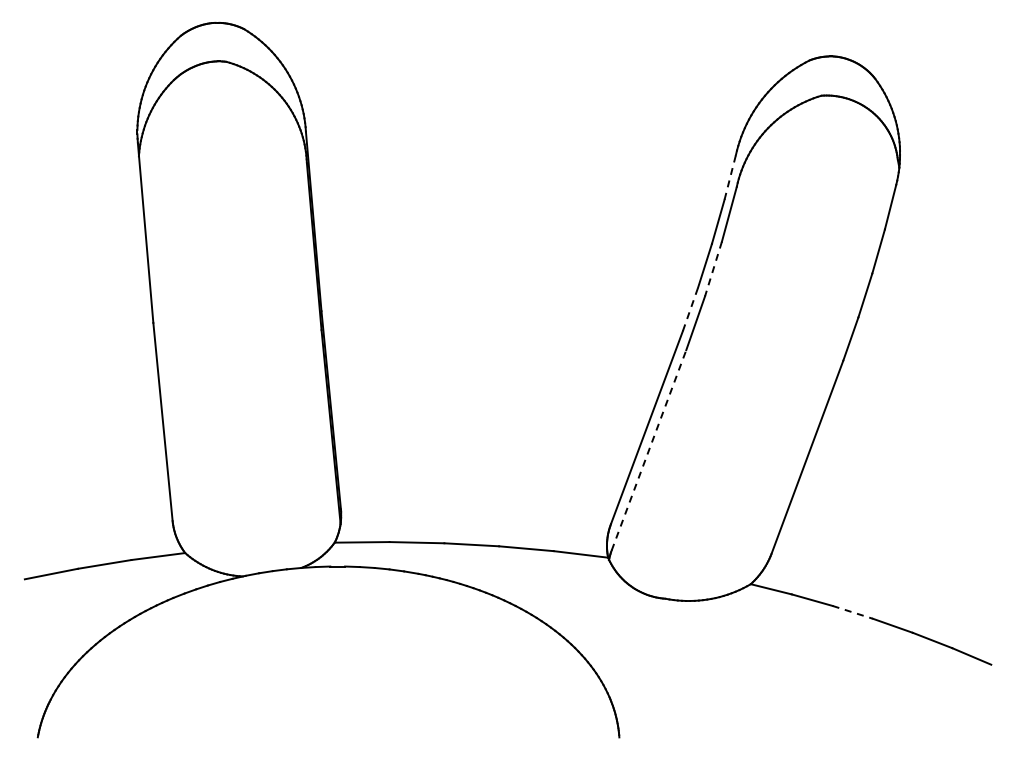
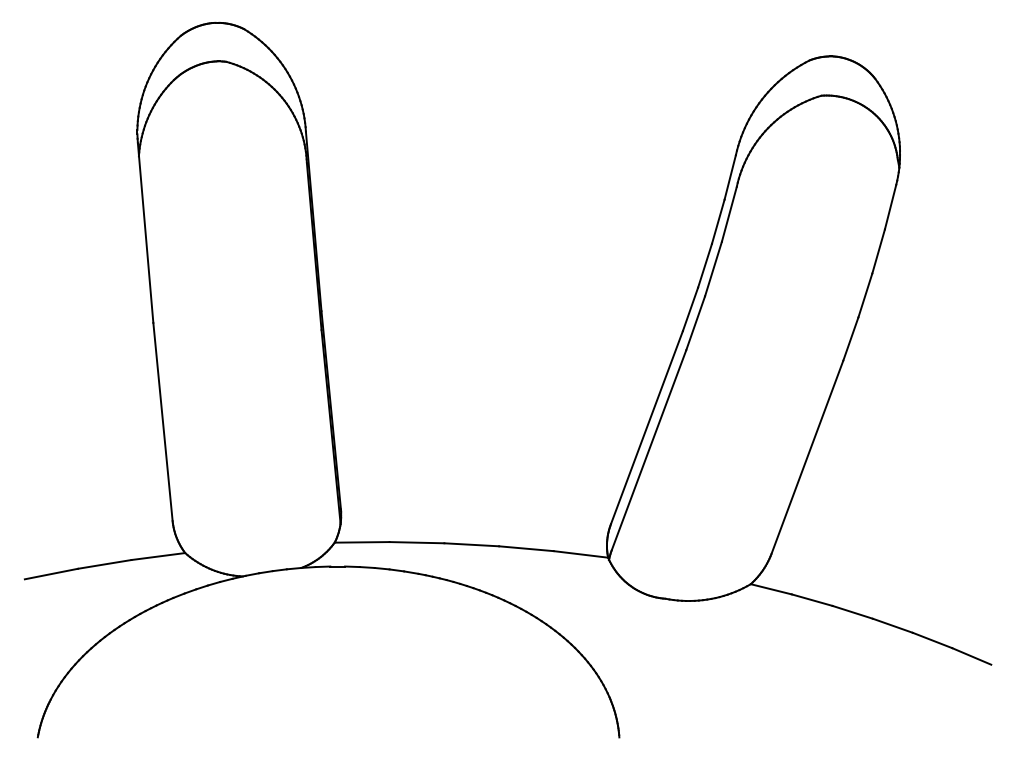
line: dashed -> solid (730, 177)
line: dashed -> solid (713, 269)
line: dashed -> solid (690, 309)
line: dashed -> solid (648, 450)
line: dashed -> solid (853, 612)
